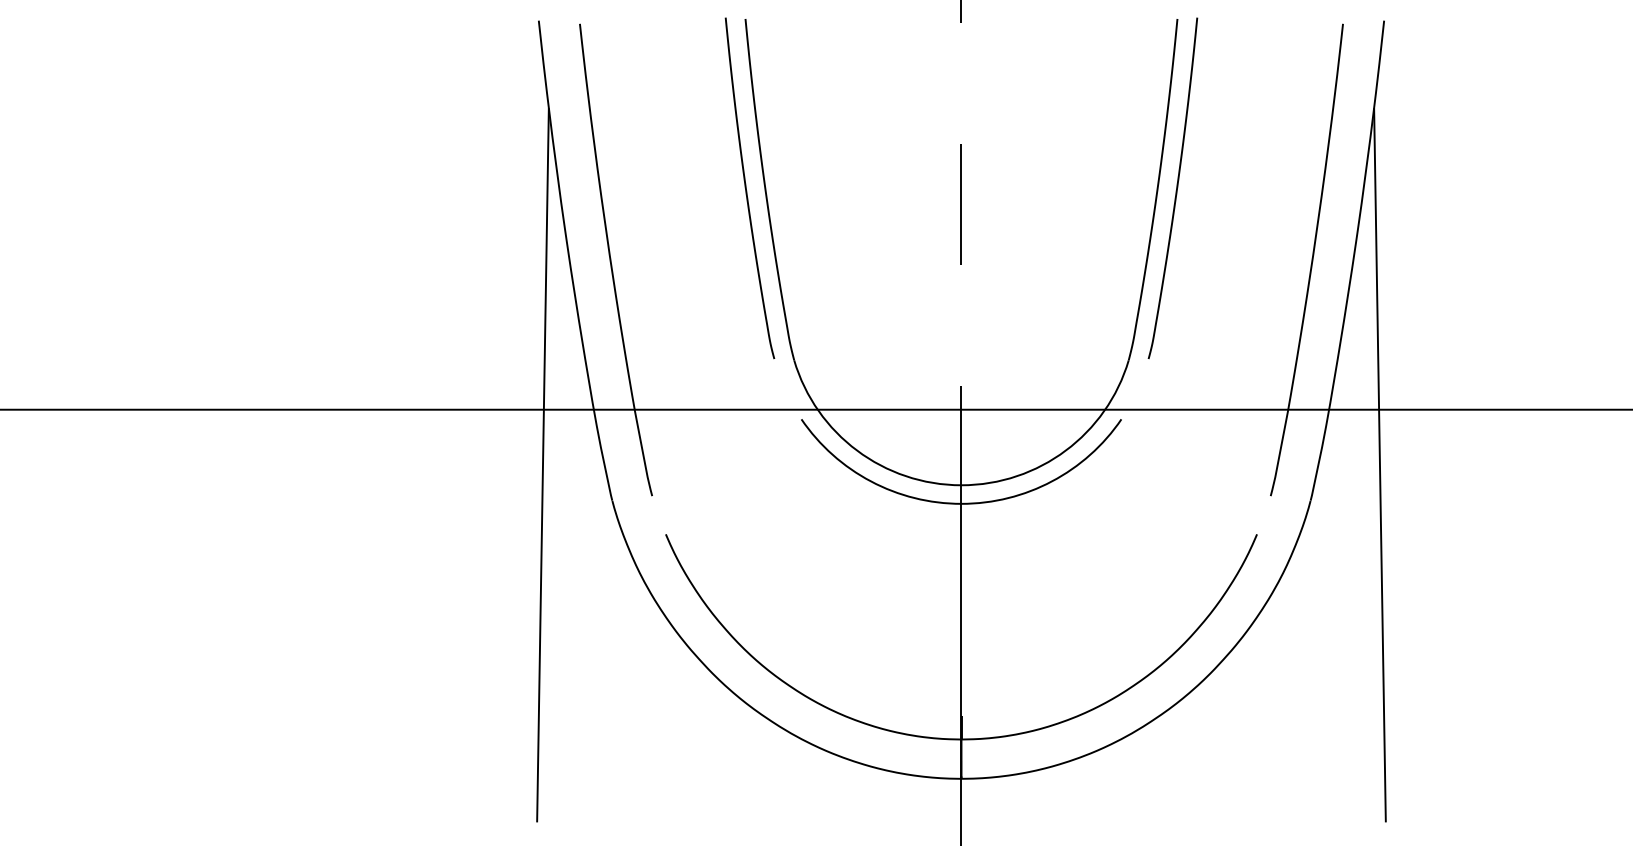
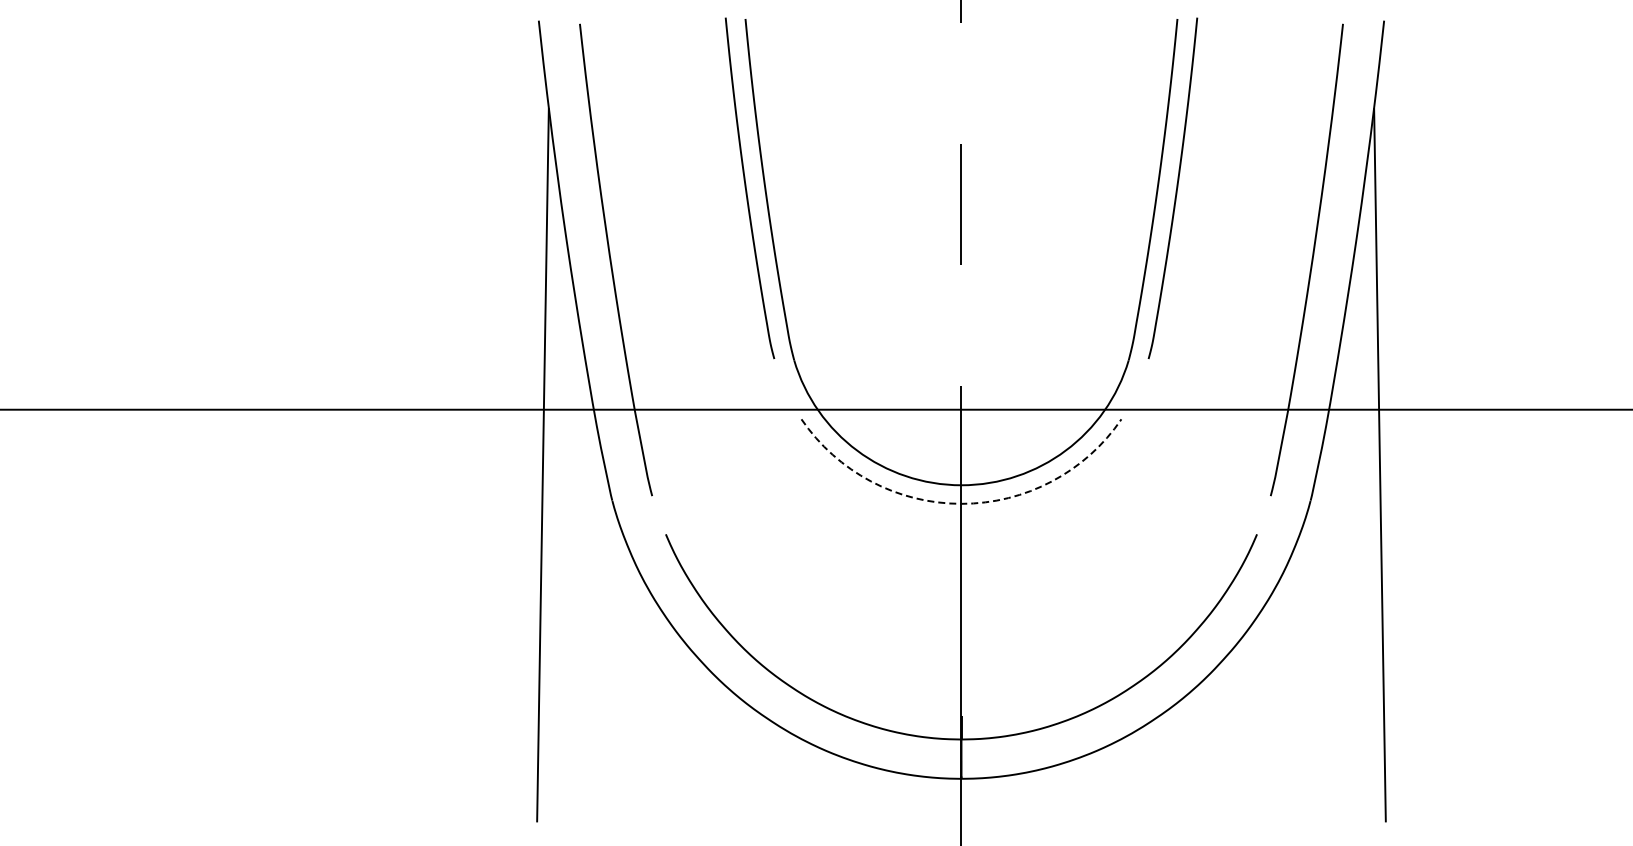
arc: solid -> dashed (961, 503)
